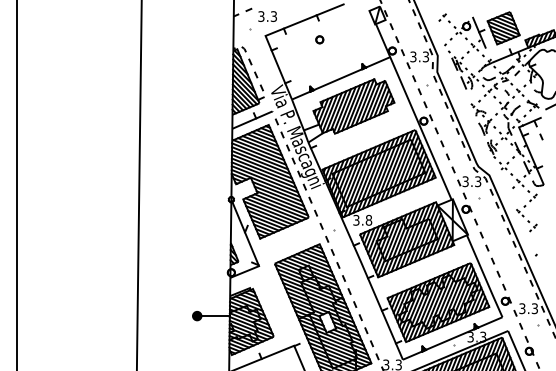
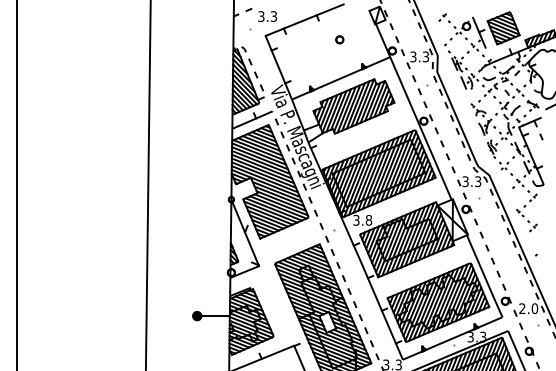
part position: (319, 39) -> (339, 39) (339, 39)
line position: (138, 184) -> (147, 184) (147, 184)
text: 3.3 -> 2.0 (528, 308)
